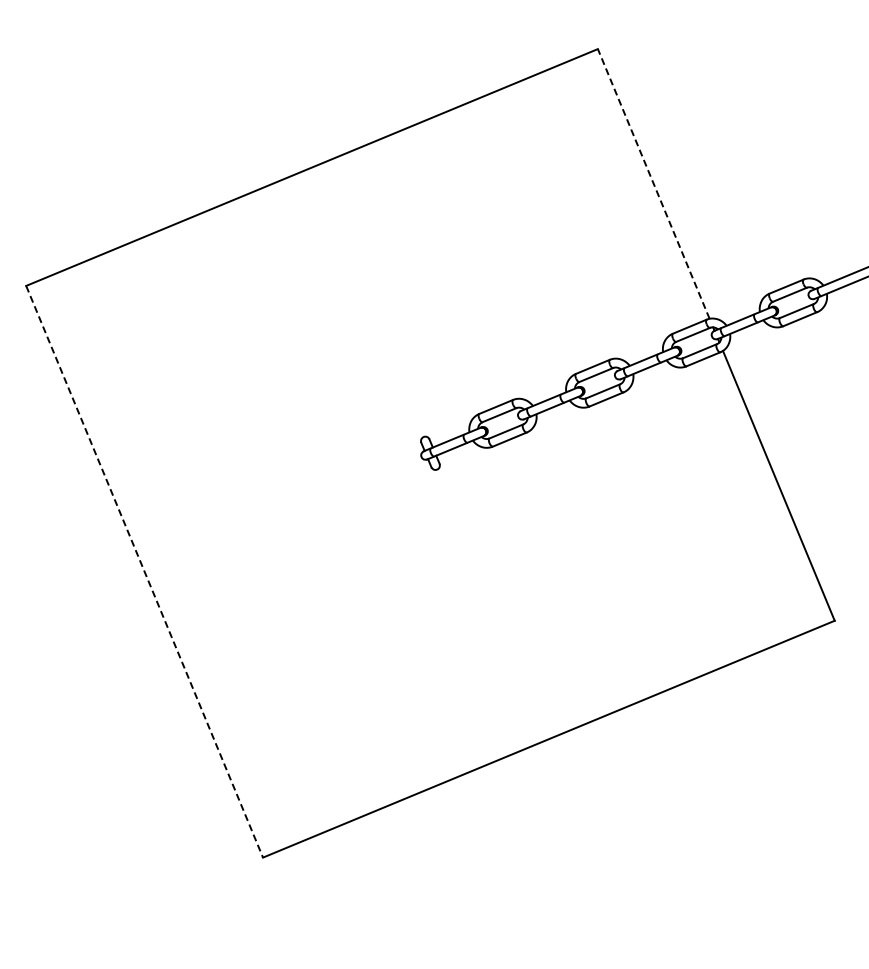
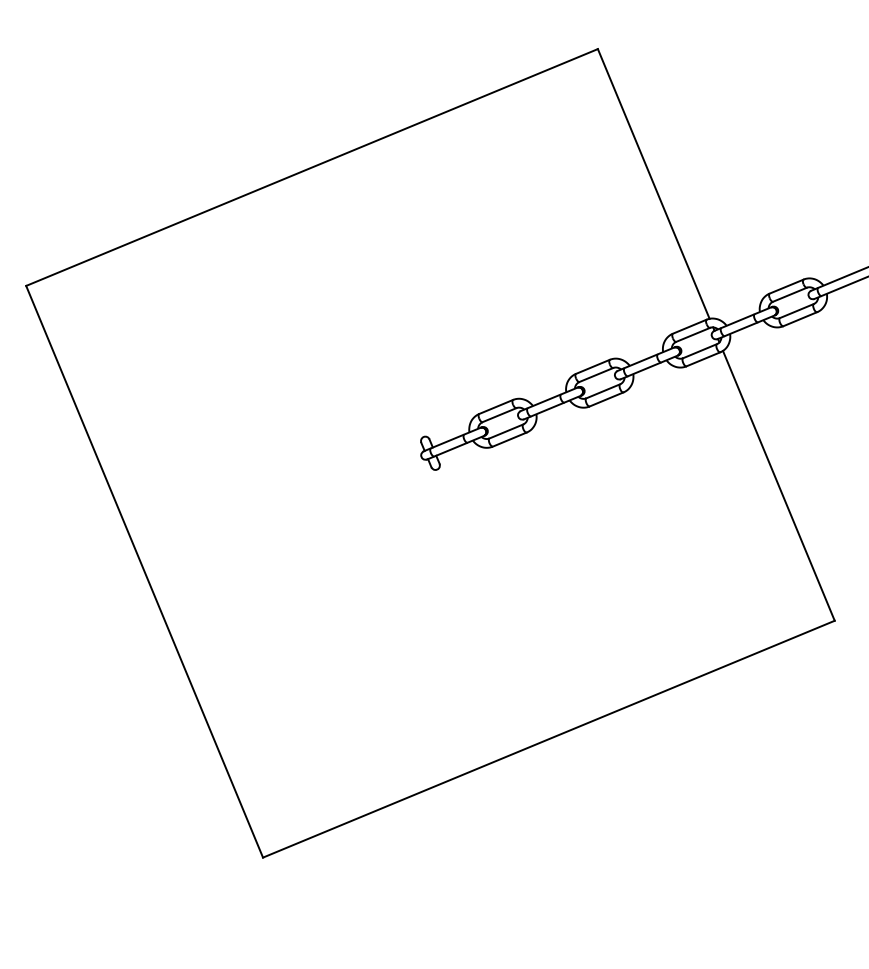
line: dashed -> solid (653, 183)
line: dashed -> solid (144, 572)
